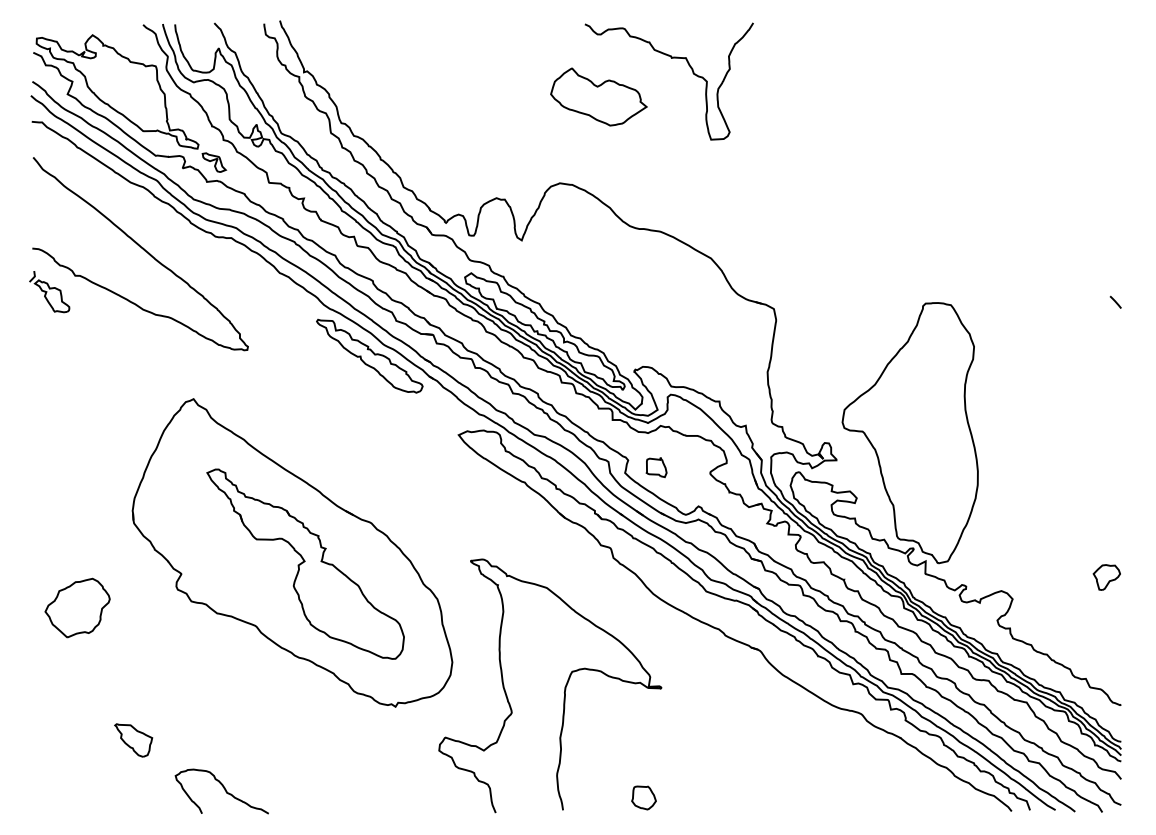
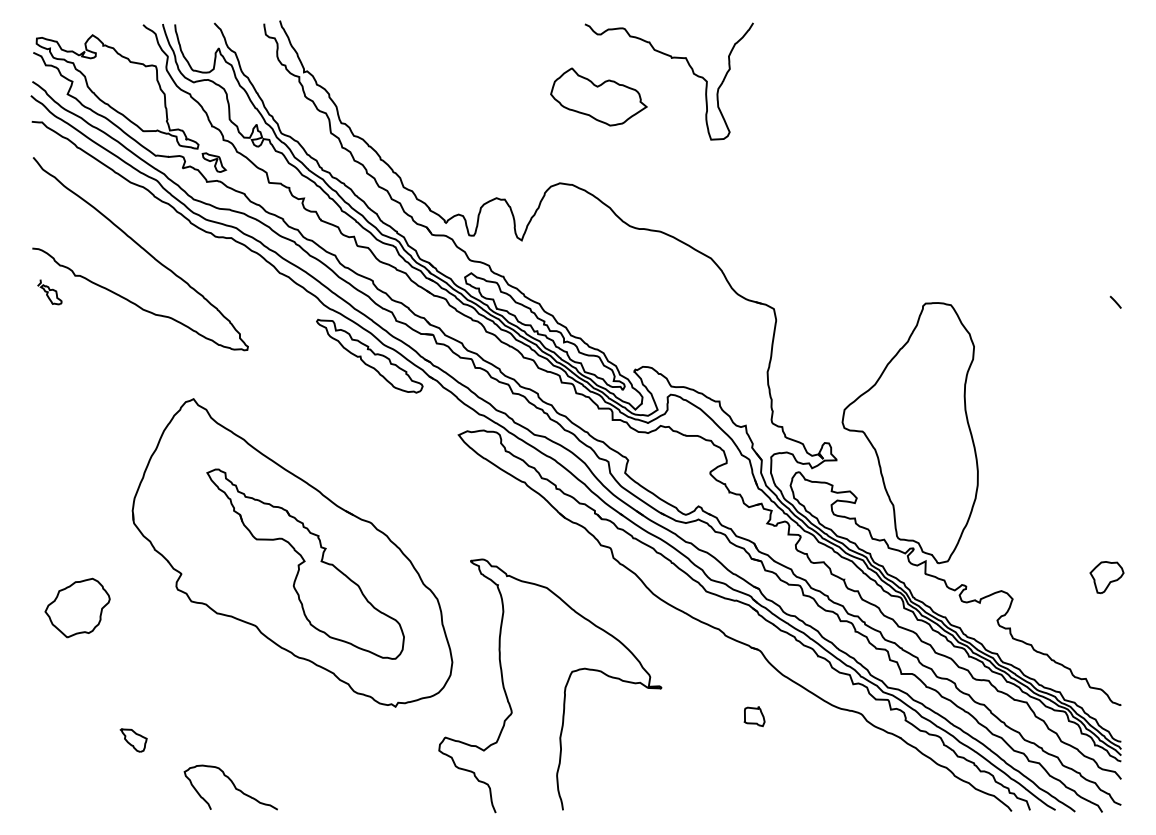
part size: 42x43 px -> 26x27 px (49, 292)
part position: (656, 467) -> (754, 716) (754, 716)
part size: 29x27 px -> 36x34 px (1106, 577)
part size: 40x35 px -> 29x25 px (133, 740)
curve position: (224, 790) -> (233, 786) (233, 786)
part: present -> none (643, 797)
